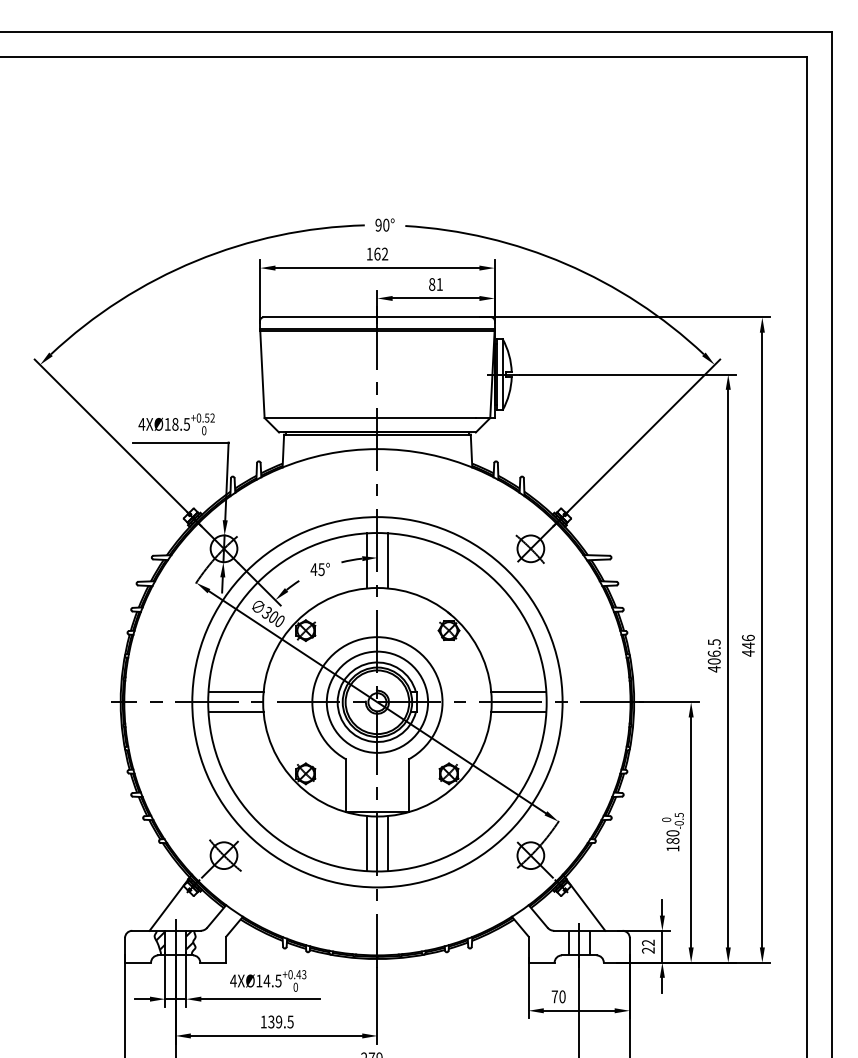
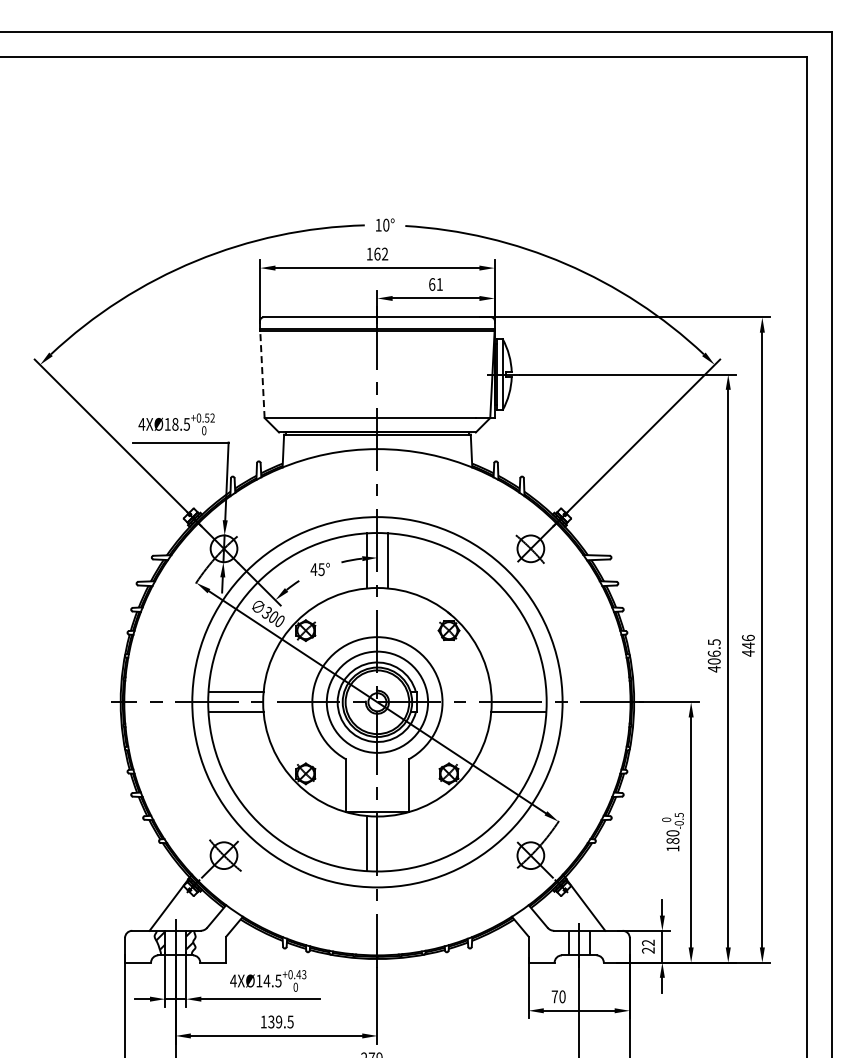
text: 90° -> 10° (378, 224)
text: 81 -> 61 (432, 284)
line: solid -> dashed (262, 374)
line: present -> none (518, 692)
line: present -> none (387, 843)
